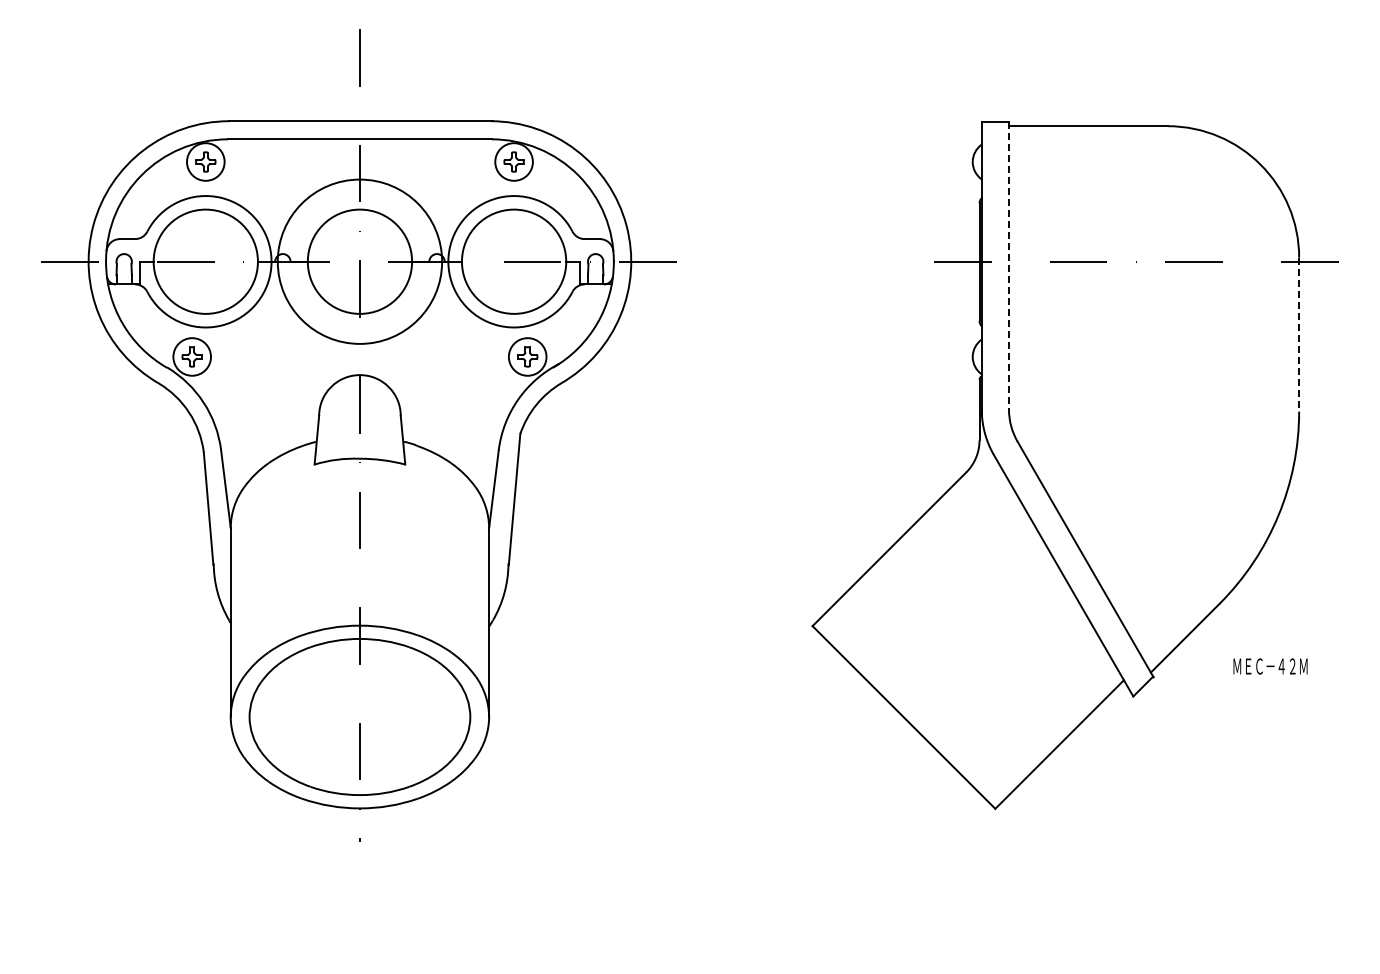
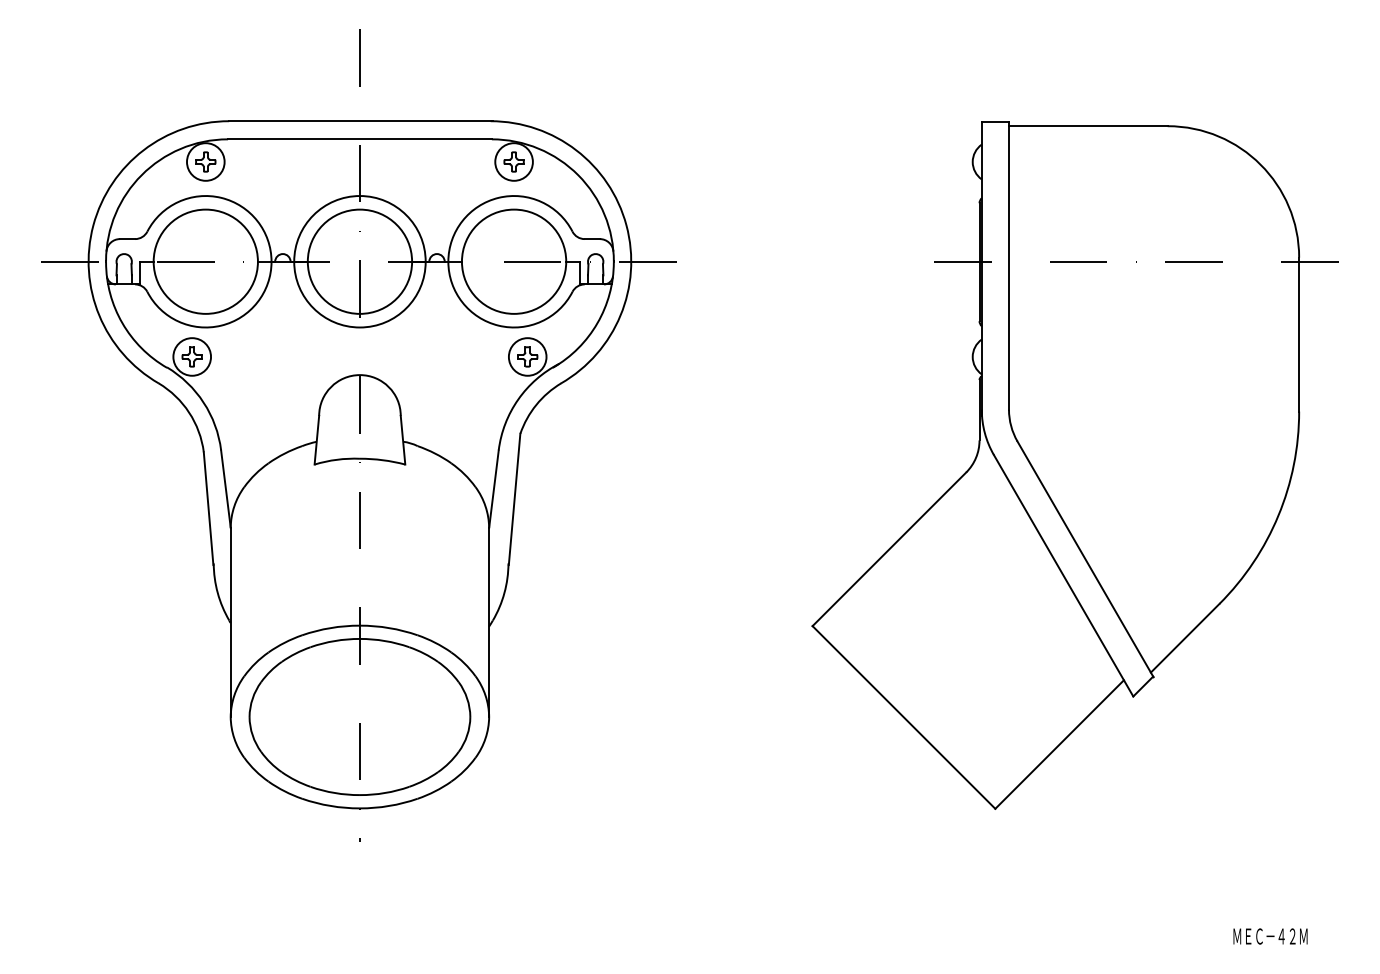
circle diameter: 164 px -> 131 px (359, 261)
line: dashed -> solid (1009, 266)
line: dashed -> solid (1299, 334)
text position: (1270, 666) -> (1270, 936) (1270, 936)
